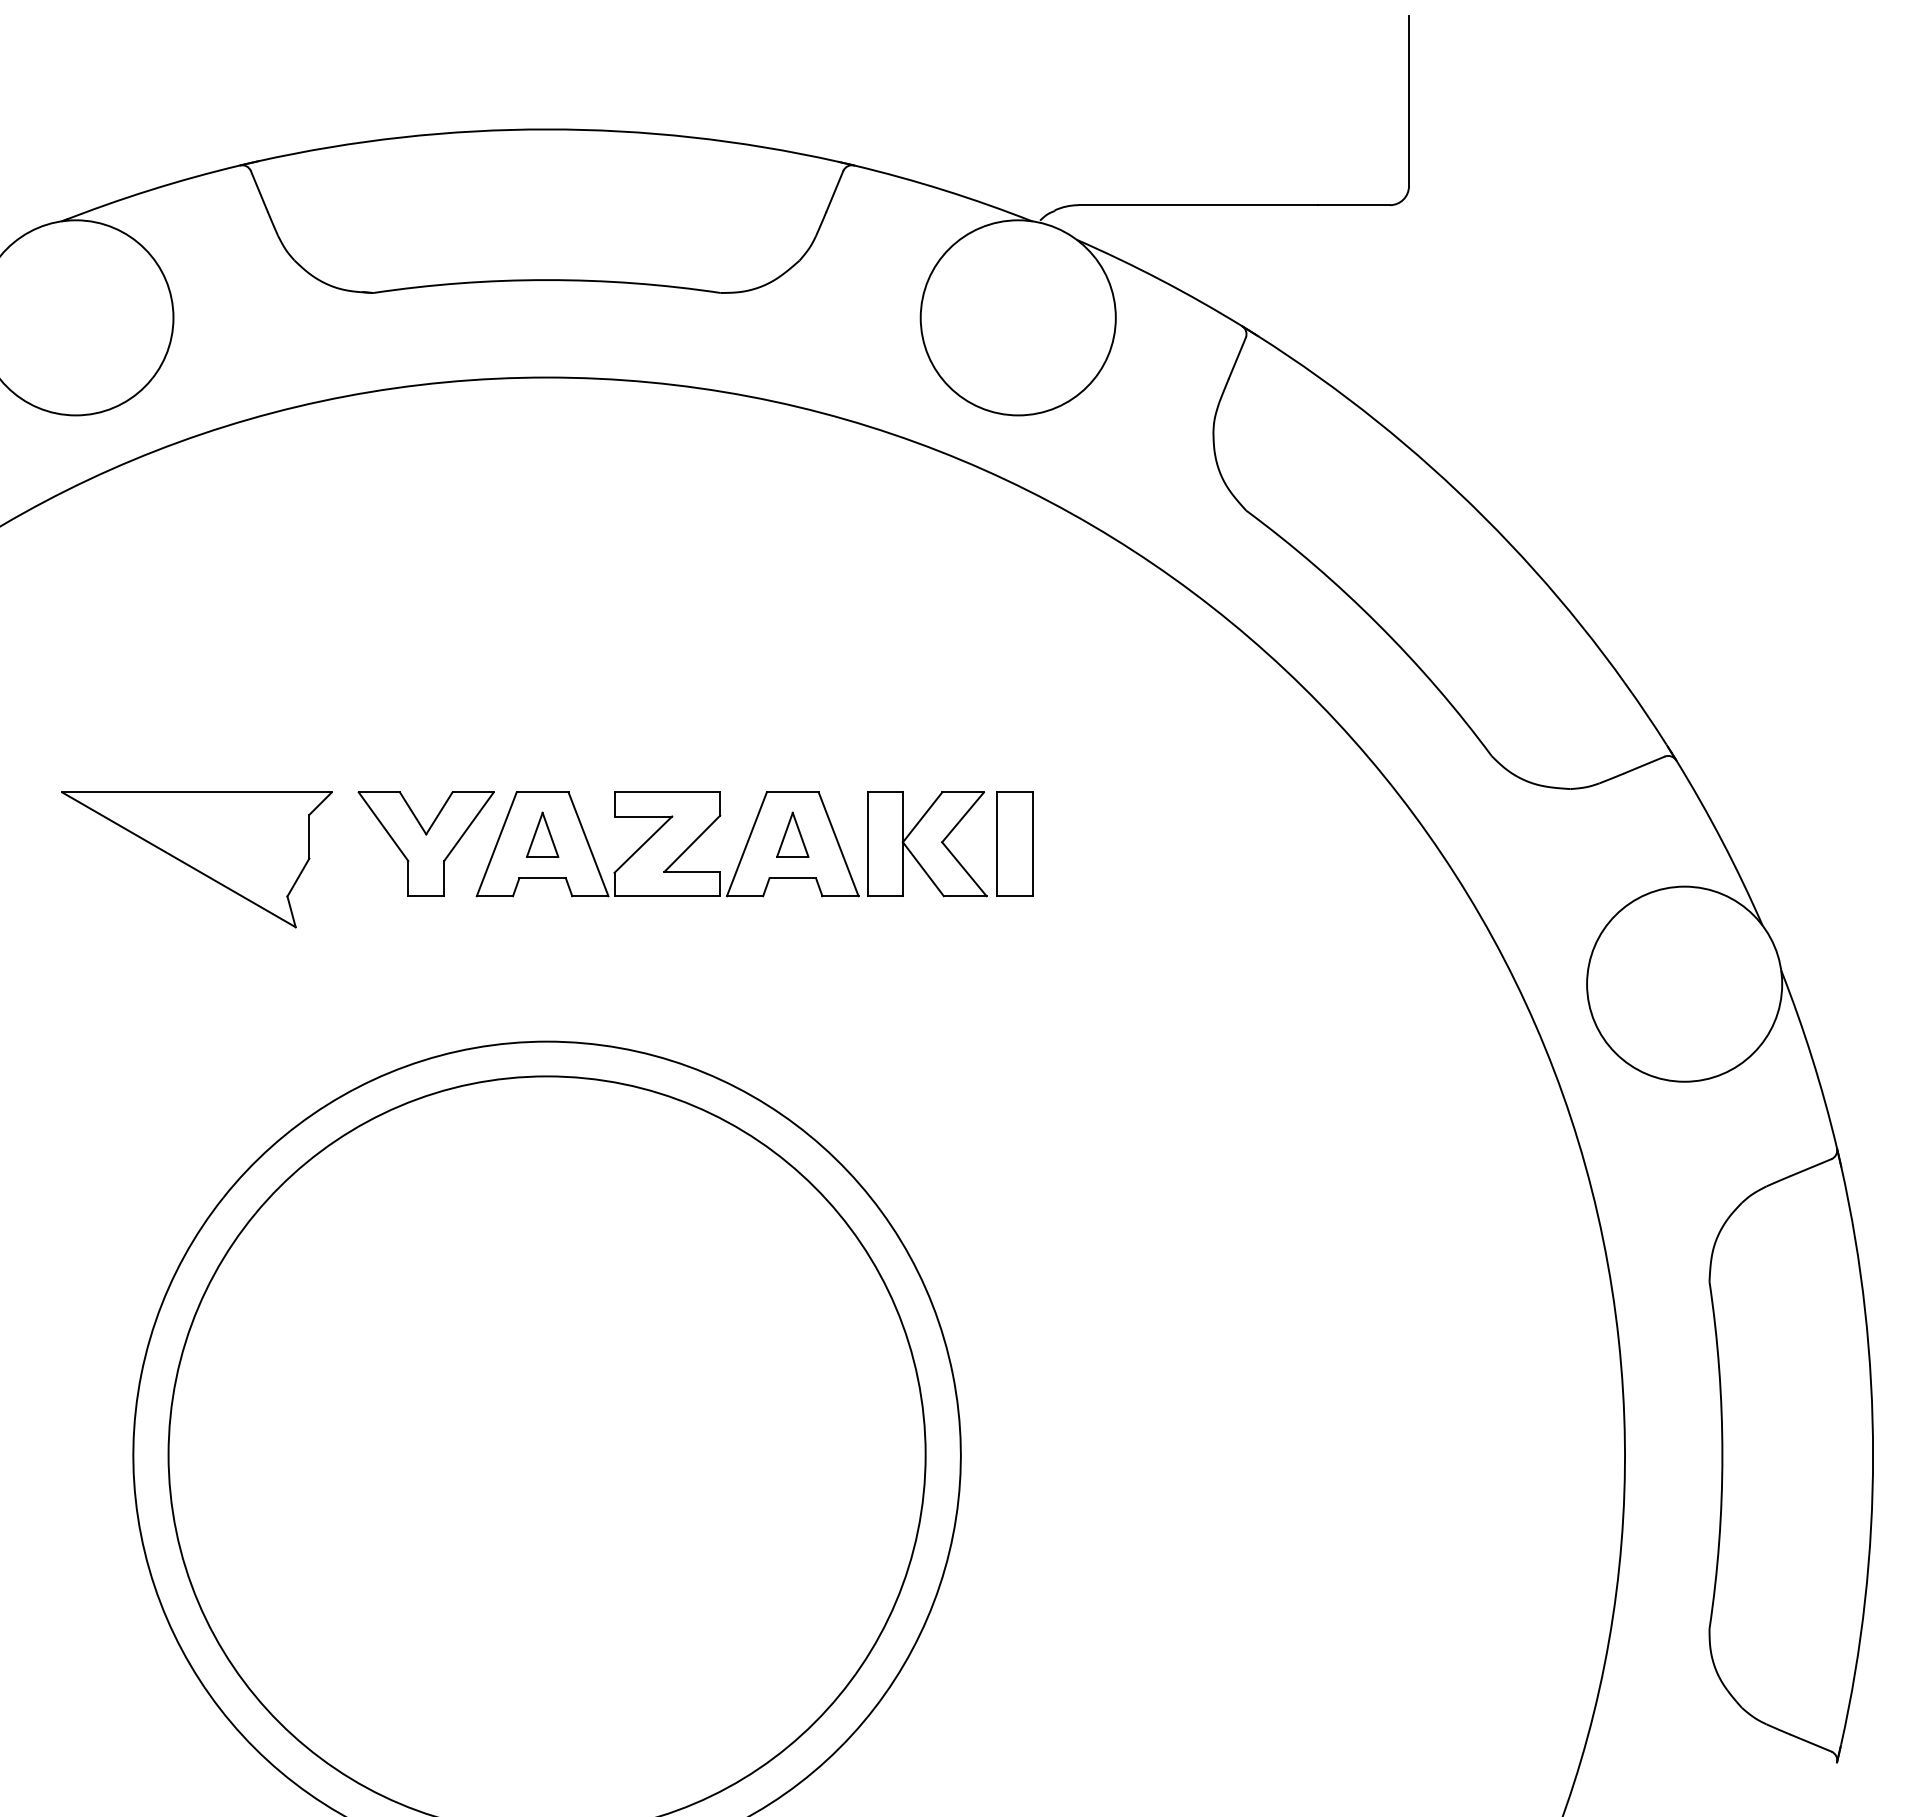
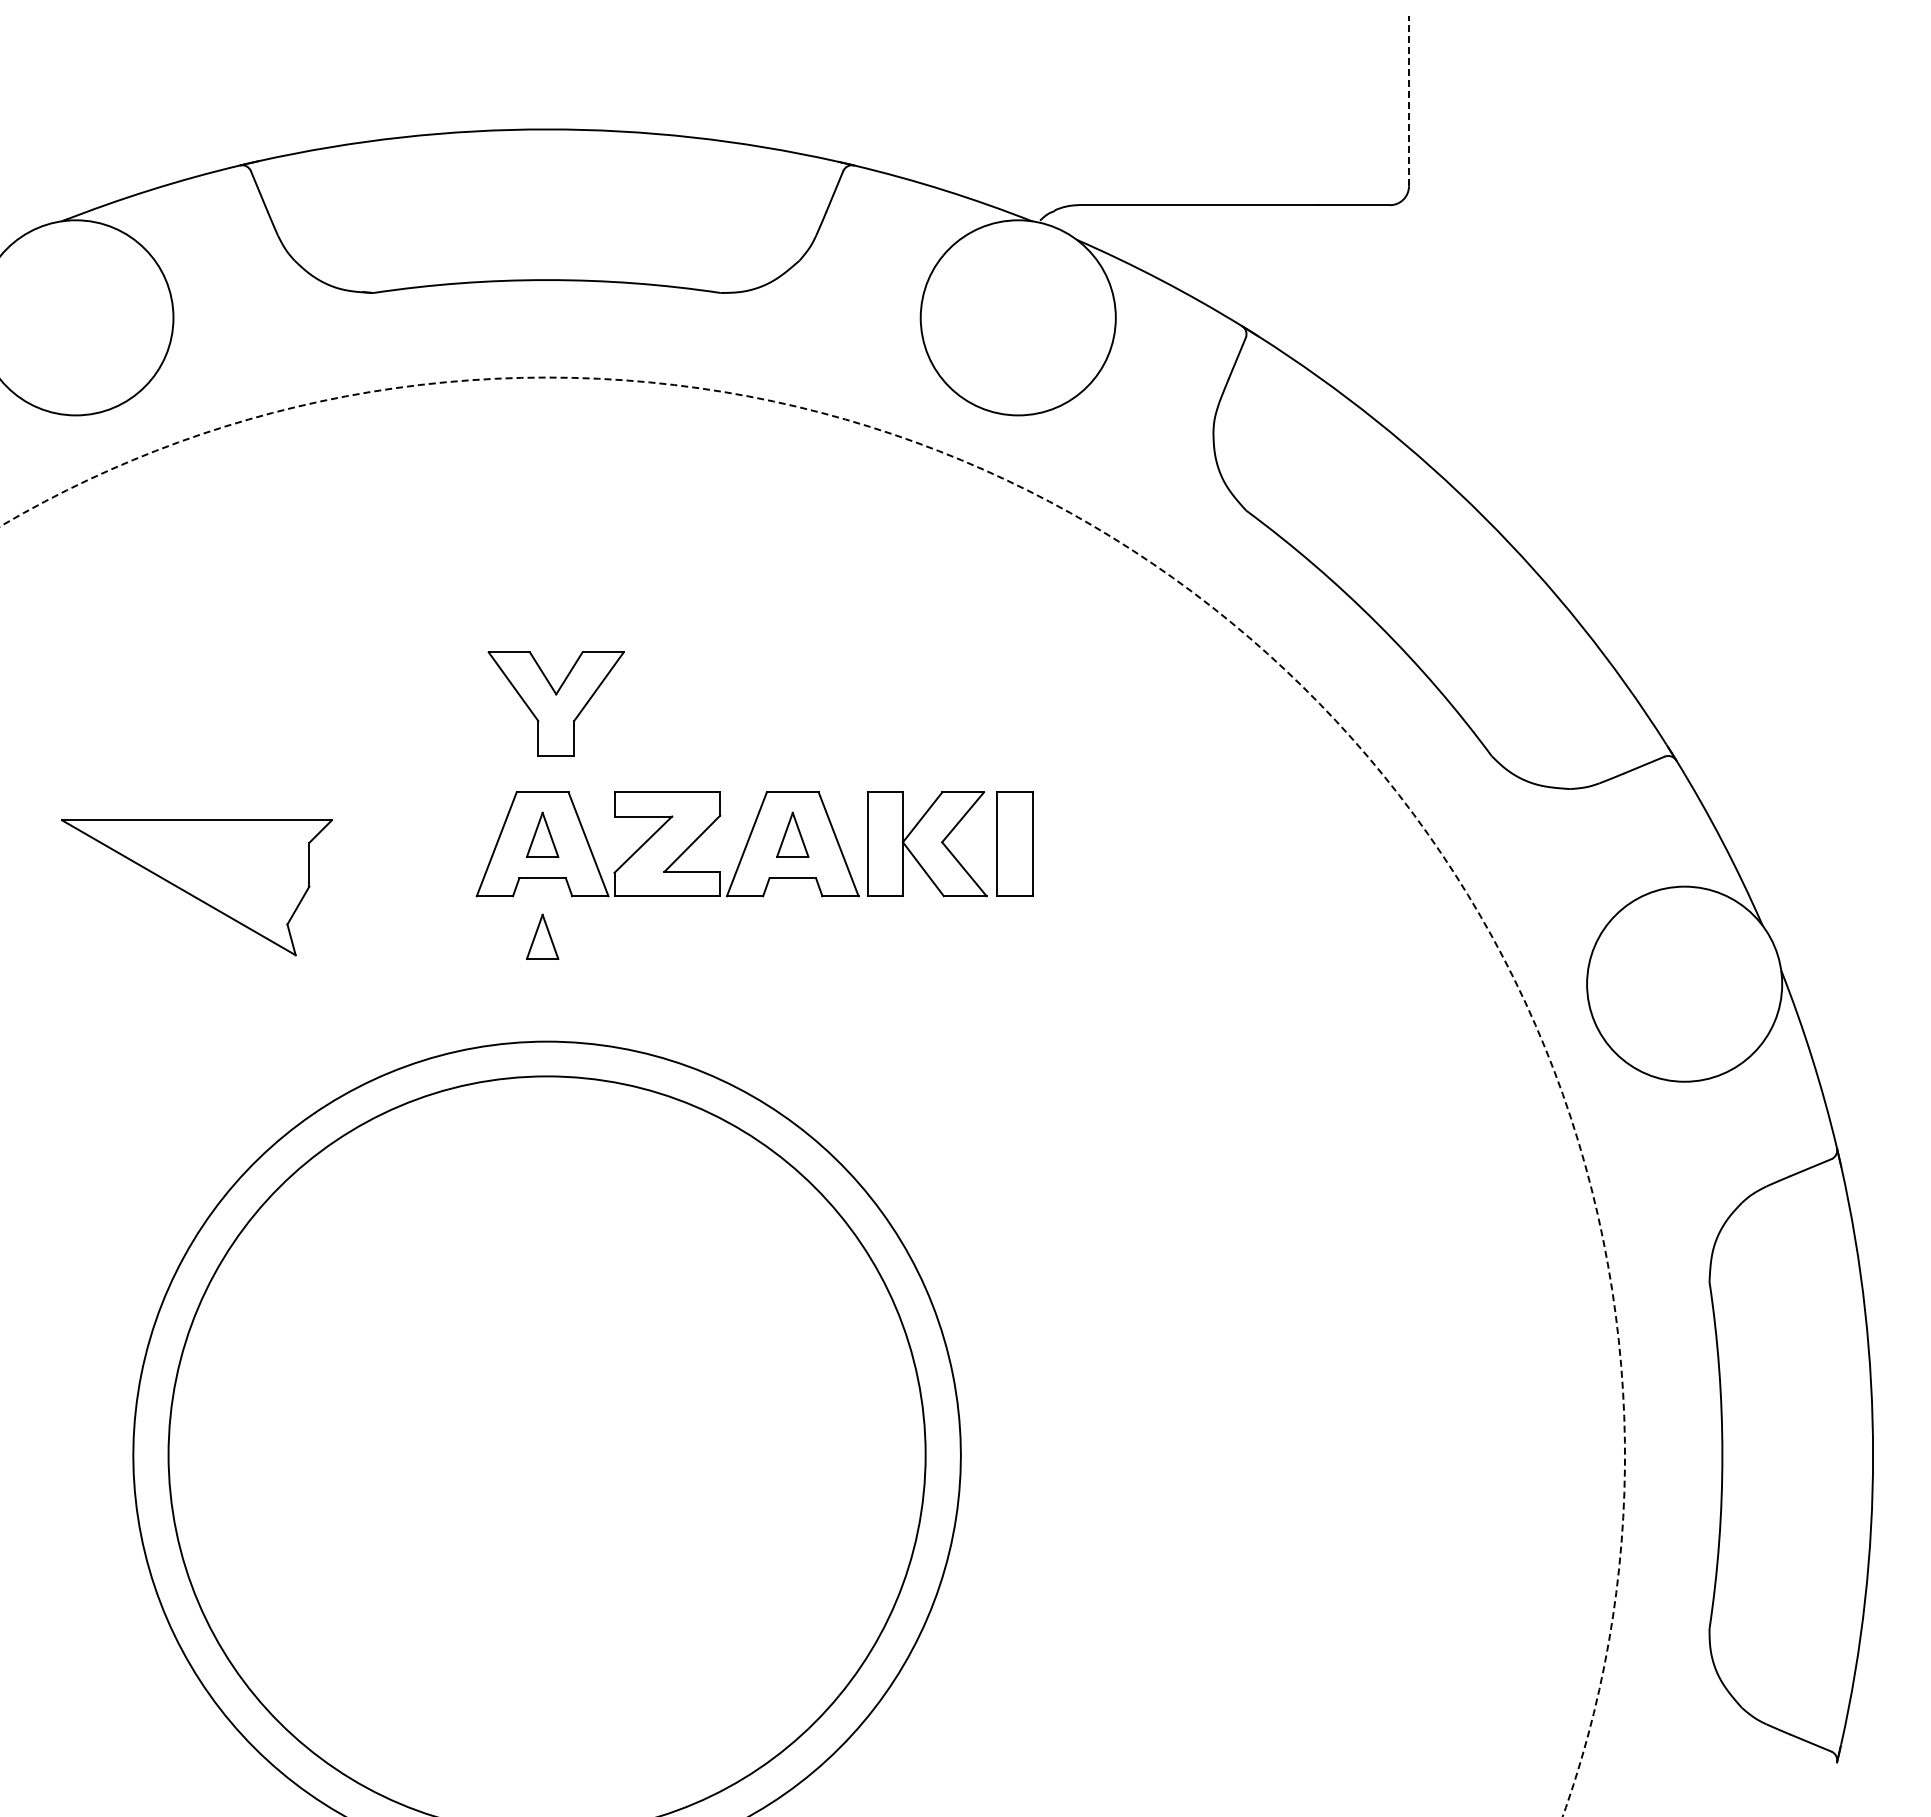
line: solid -> dashed (1408, 100)
arc: solid -> dashed (1232, 623)
part position: (425, 843) -> (555, 703) (555, 703)
part position: (196, 859) -> (196, 887) (196, 887)
part: none -> present (542, 936)
